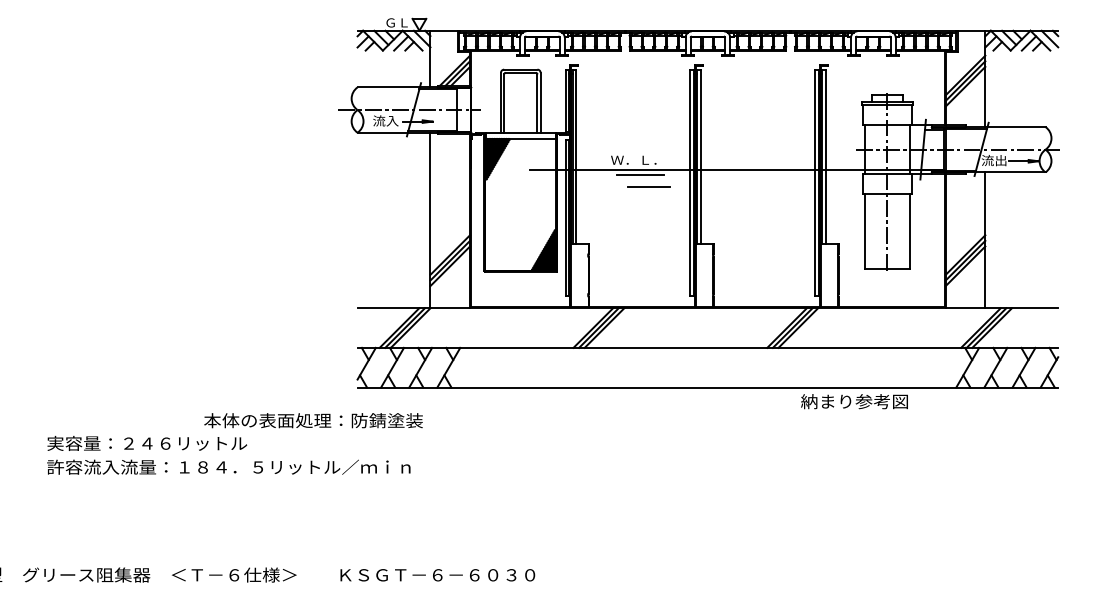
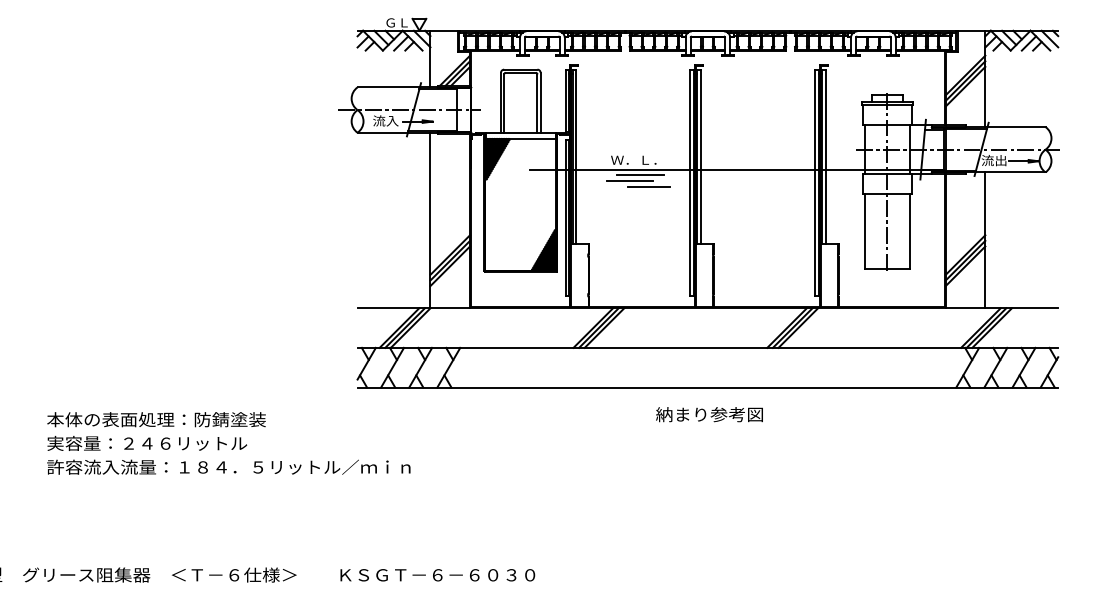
line: none -> present (629, 181)
text position: (854, 401) -> (709, 414) (709, 414)
text position: (313, 420) -> (156, 419) (156, 419)
